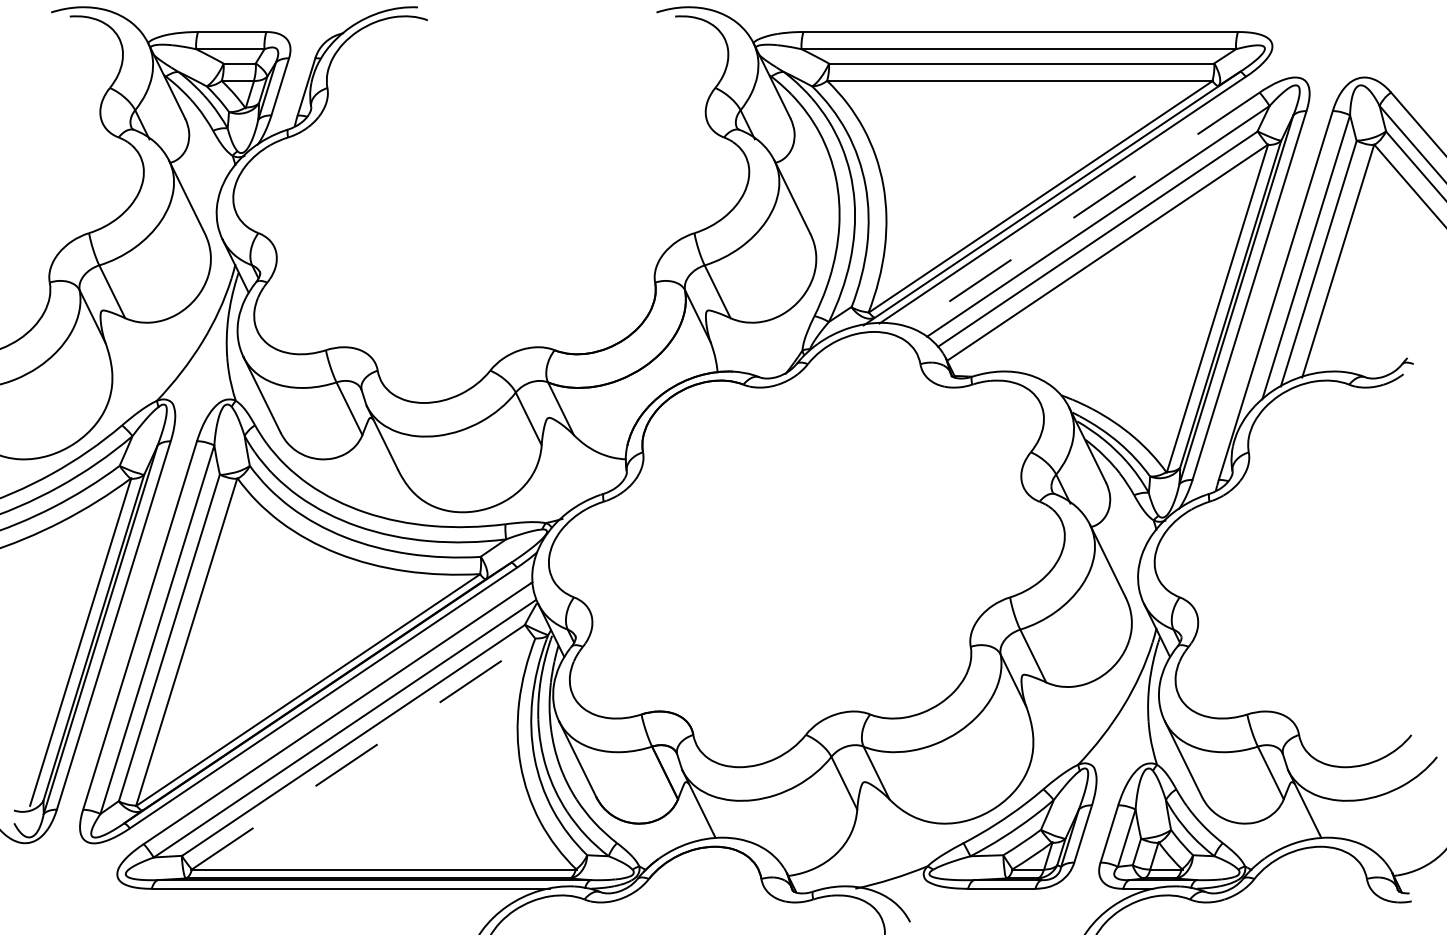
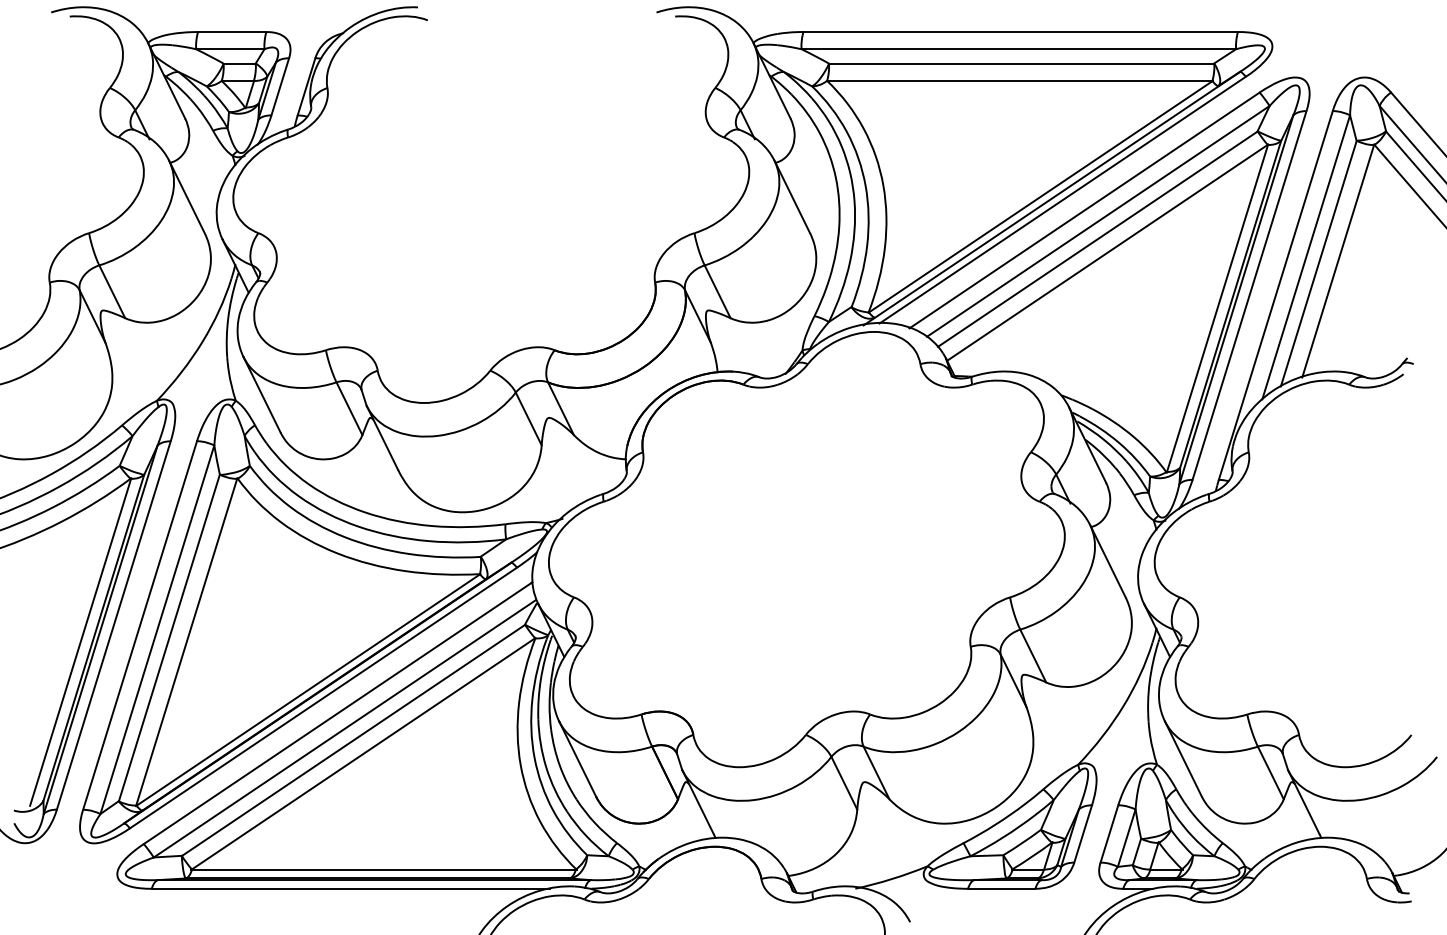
line: dashed -> solid (1084, 210)
line: dashed -> solid (363, 753)
